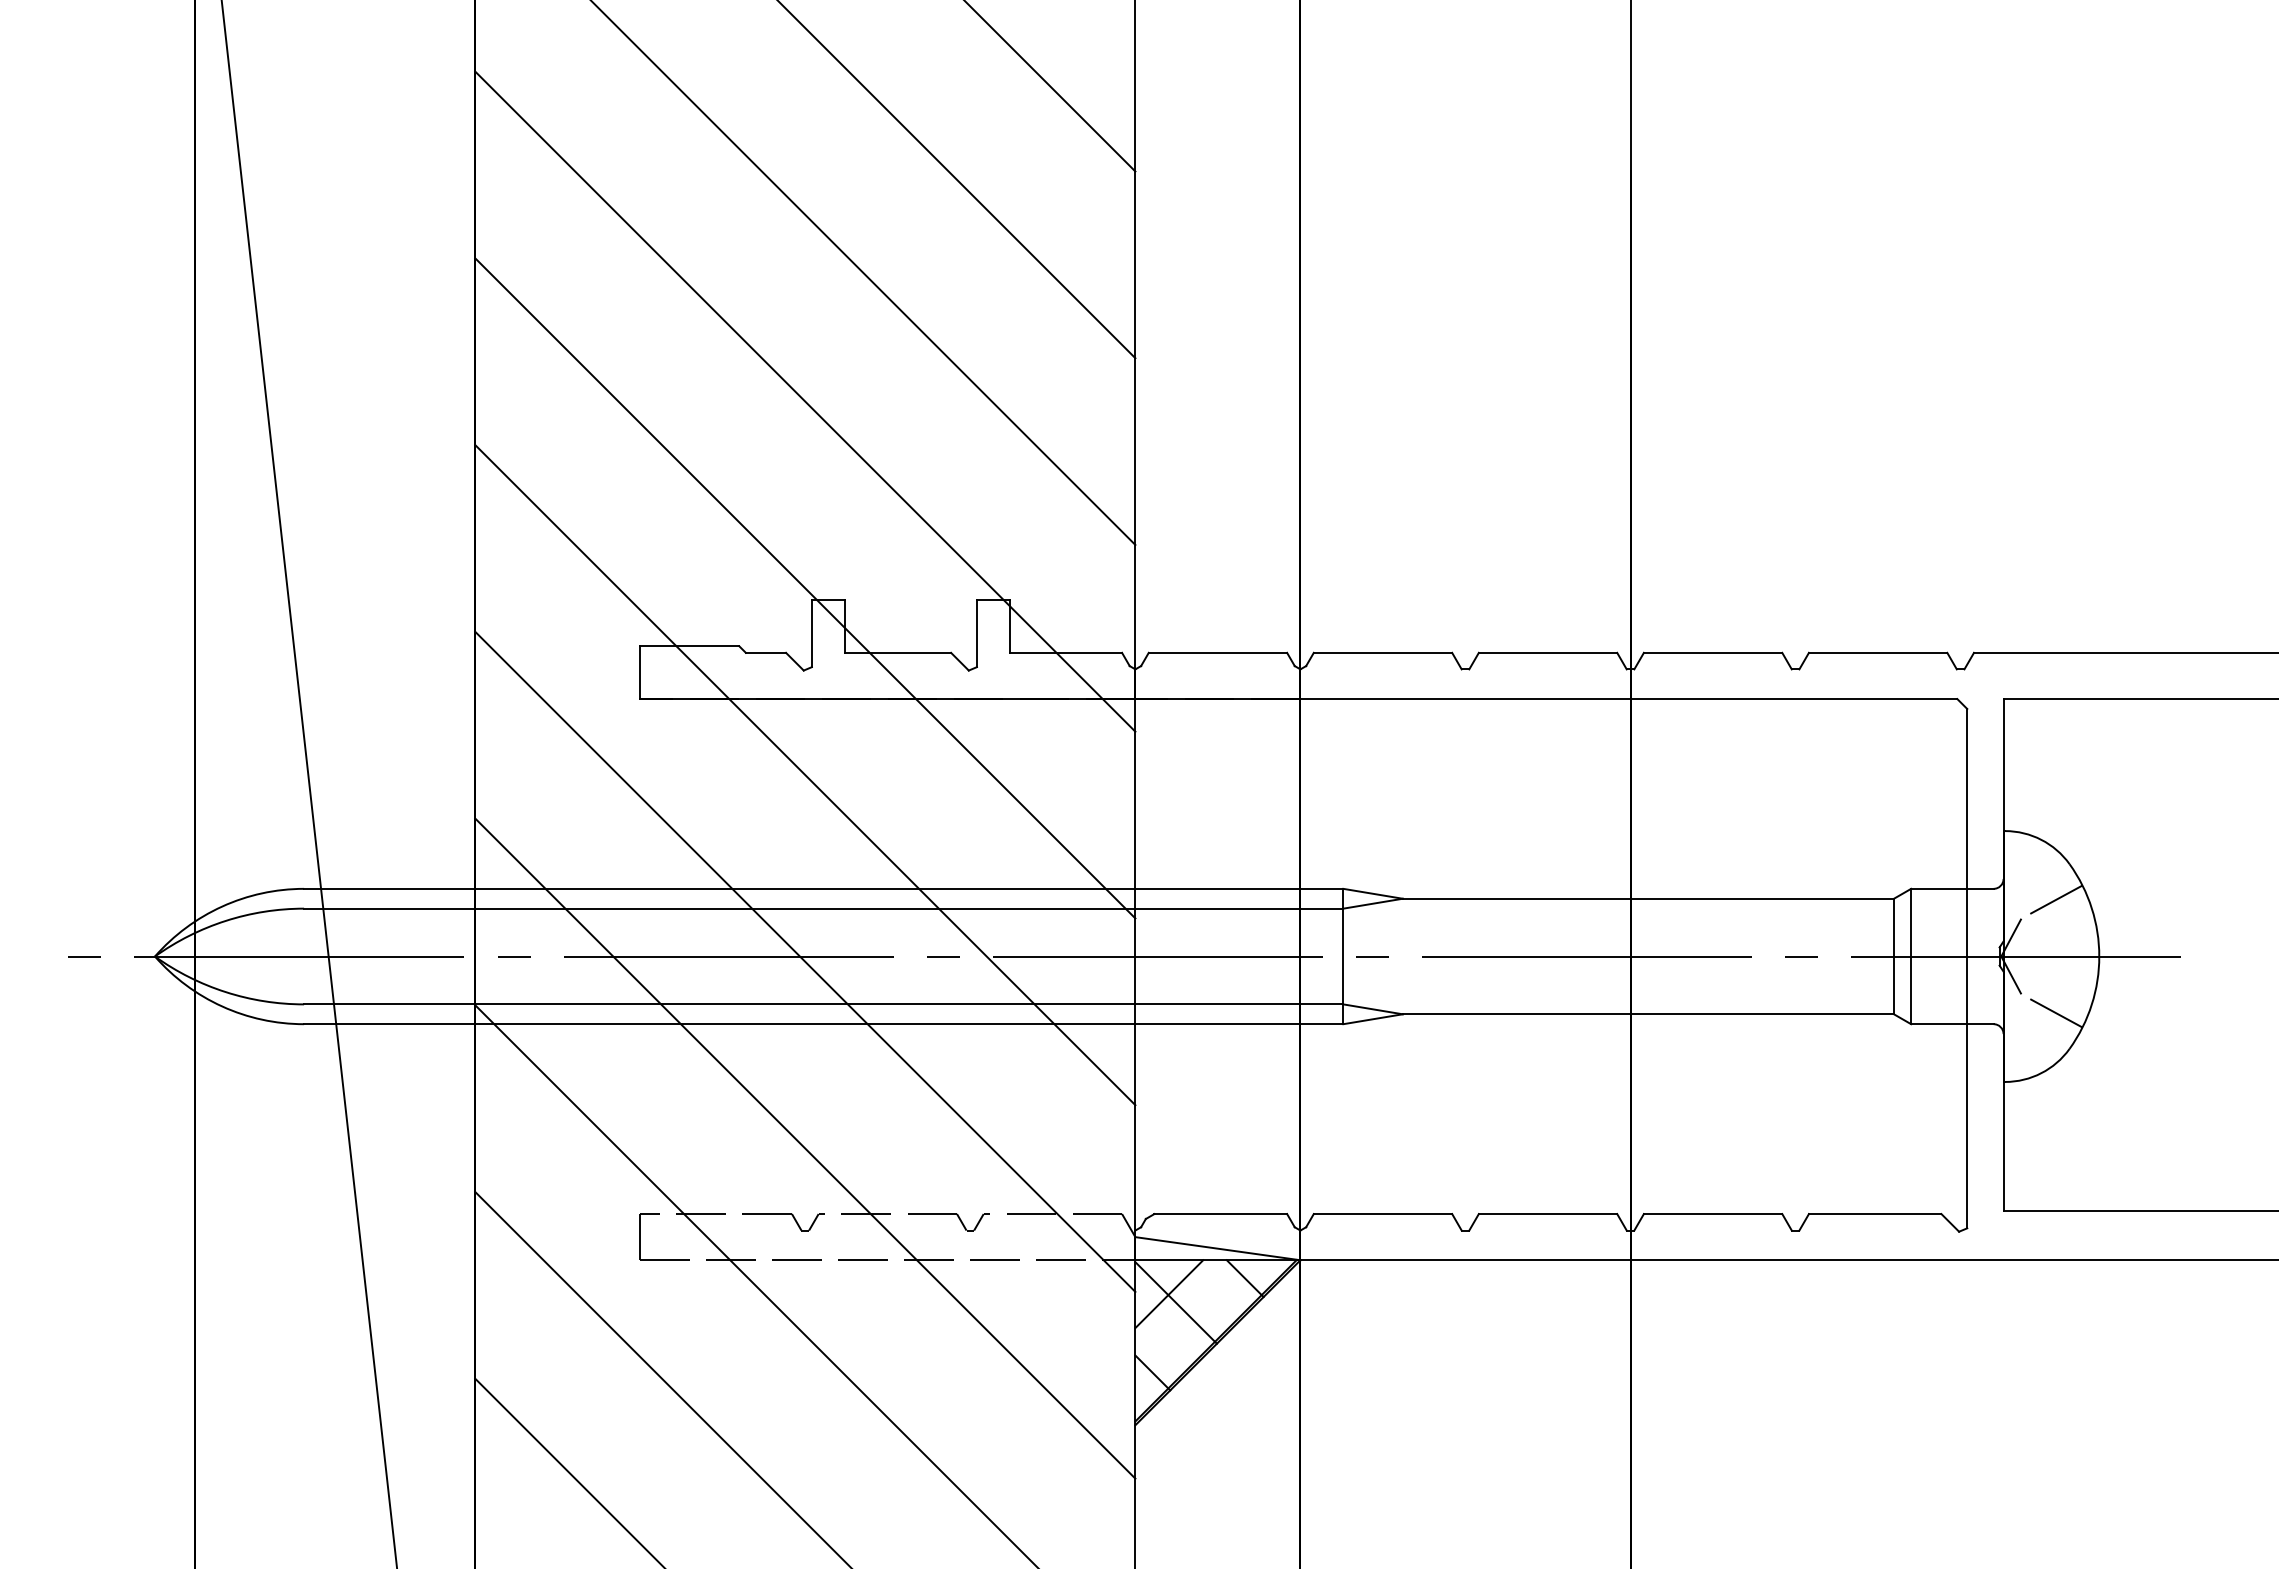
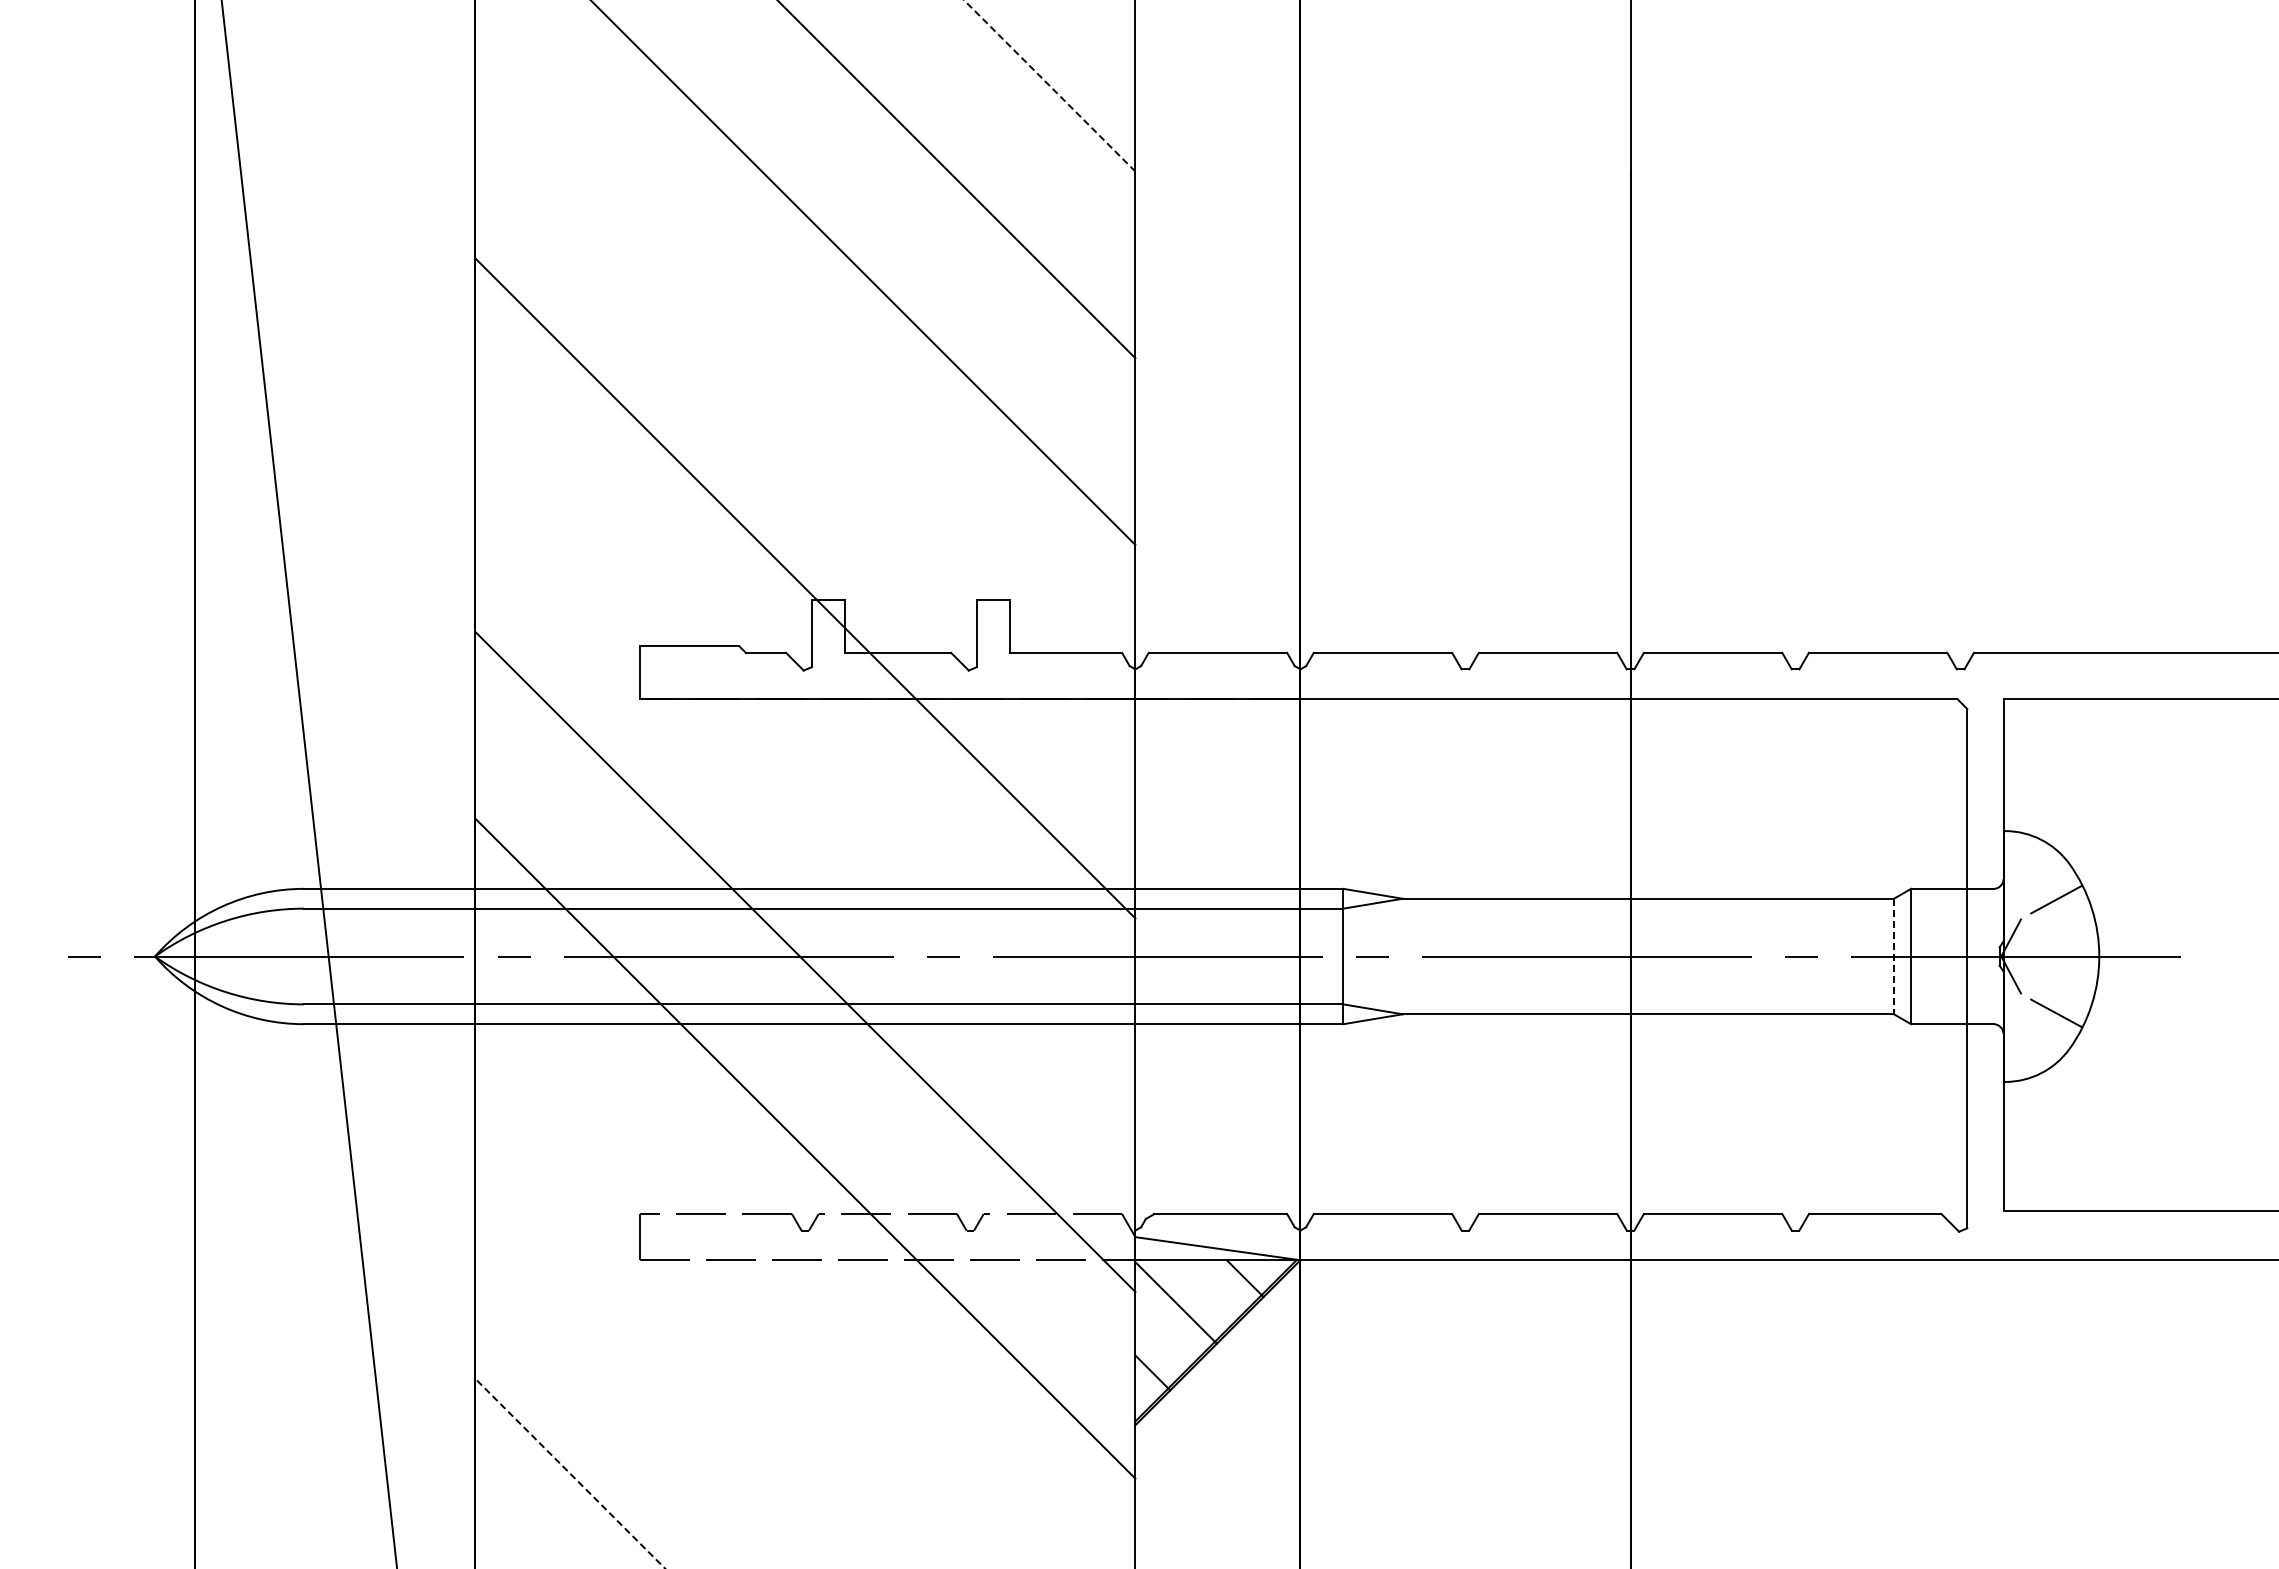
line: solid -> dashed (1049, 86)
line: present -> none (805, 401)
line: present -> none (805, 775)
line: solid -> dashed (1893, 956)
line: present -> none (755, 1285)
line: present -> none (1169, 1294)
line: present -> none (661, 1378)
line: solid -> dashed (569, 1473)
